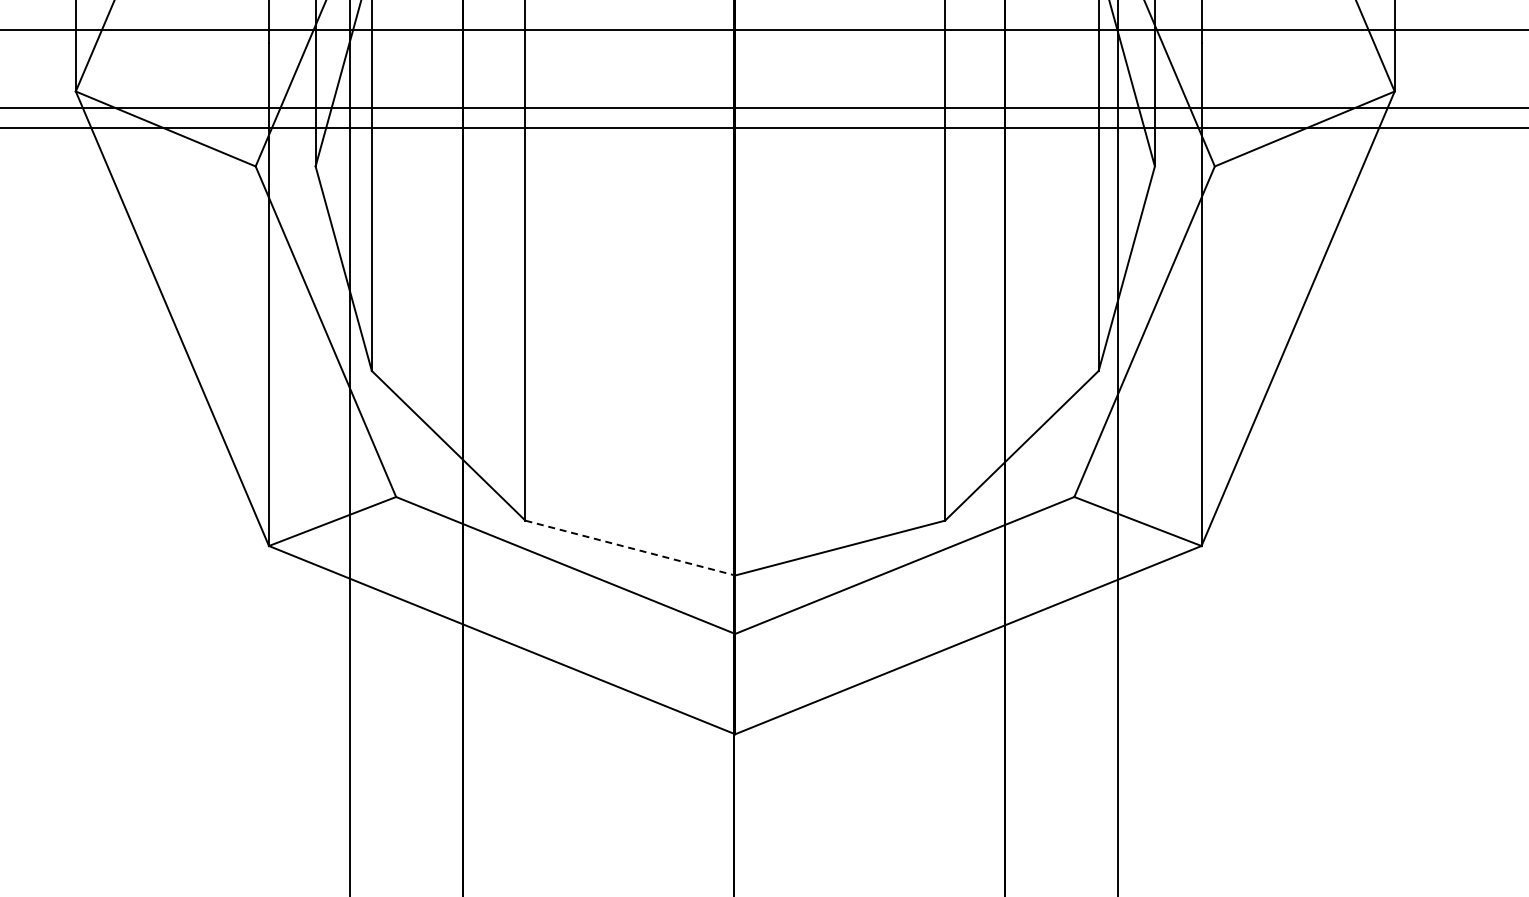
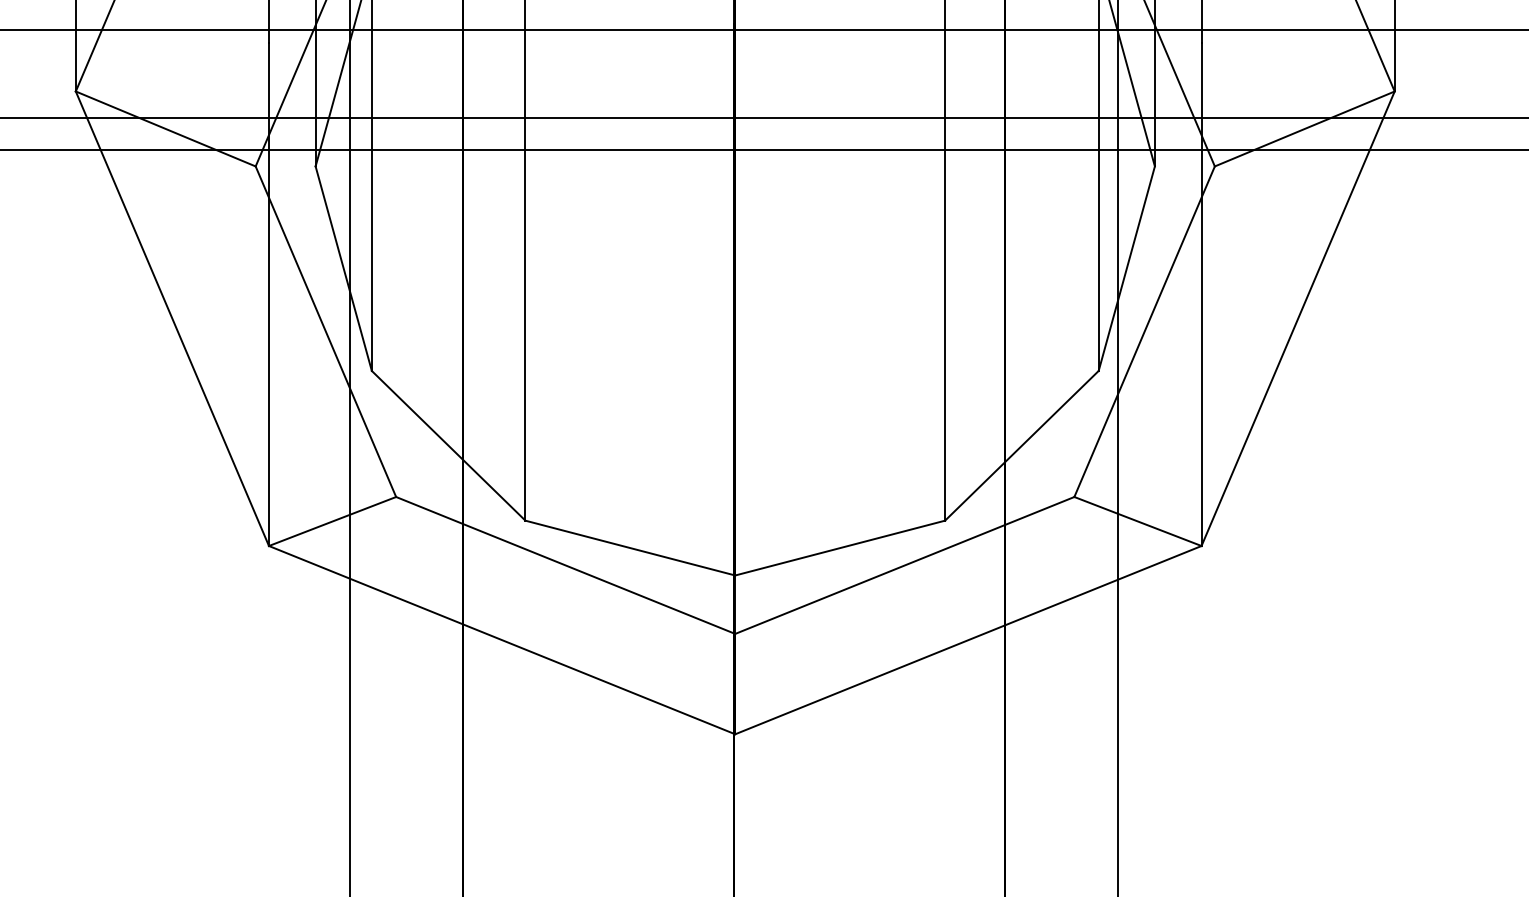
line position: (763, 107) -> (763, 117) (763, 117)
line position: (763, 127) -> (763, 149) (763, 149)
line: dashed -> solid (630, 548)
